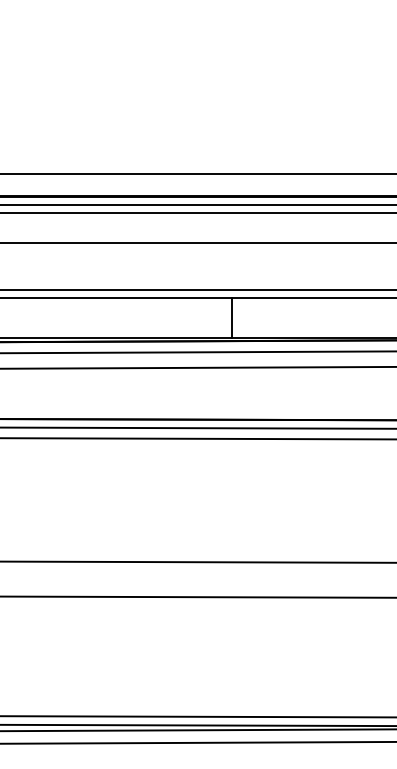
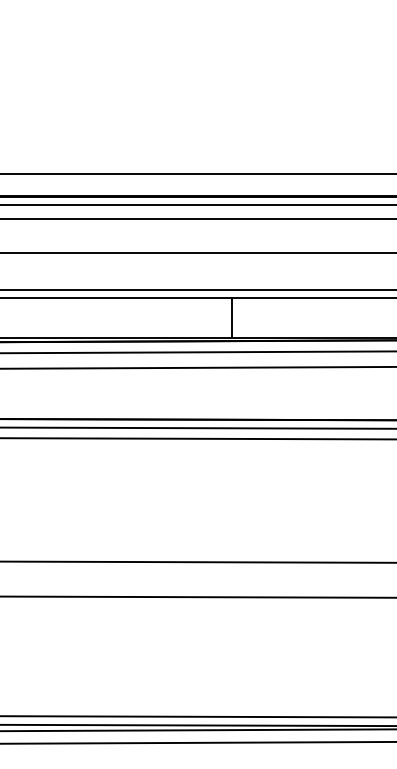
line position: (197, 212) -> (197, 218) (197, 218)
line position: (197, 243) -> (197, 253) (197, 253)
